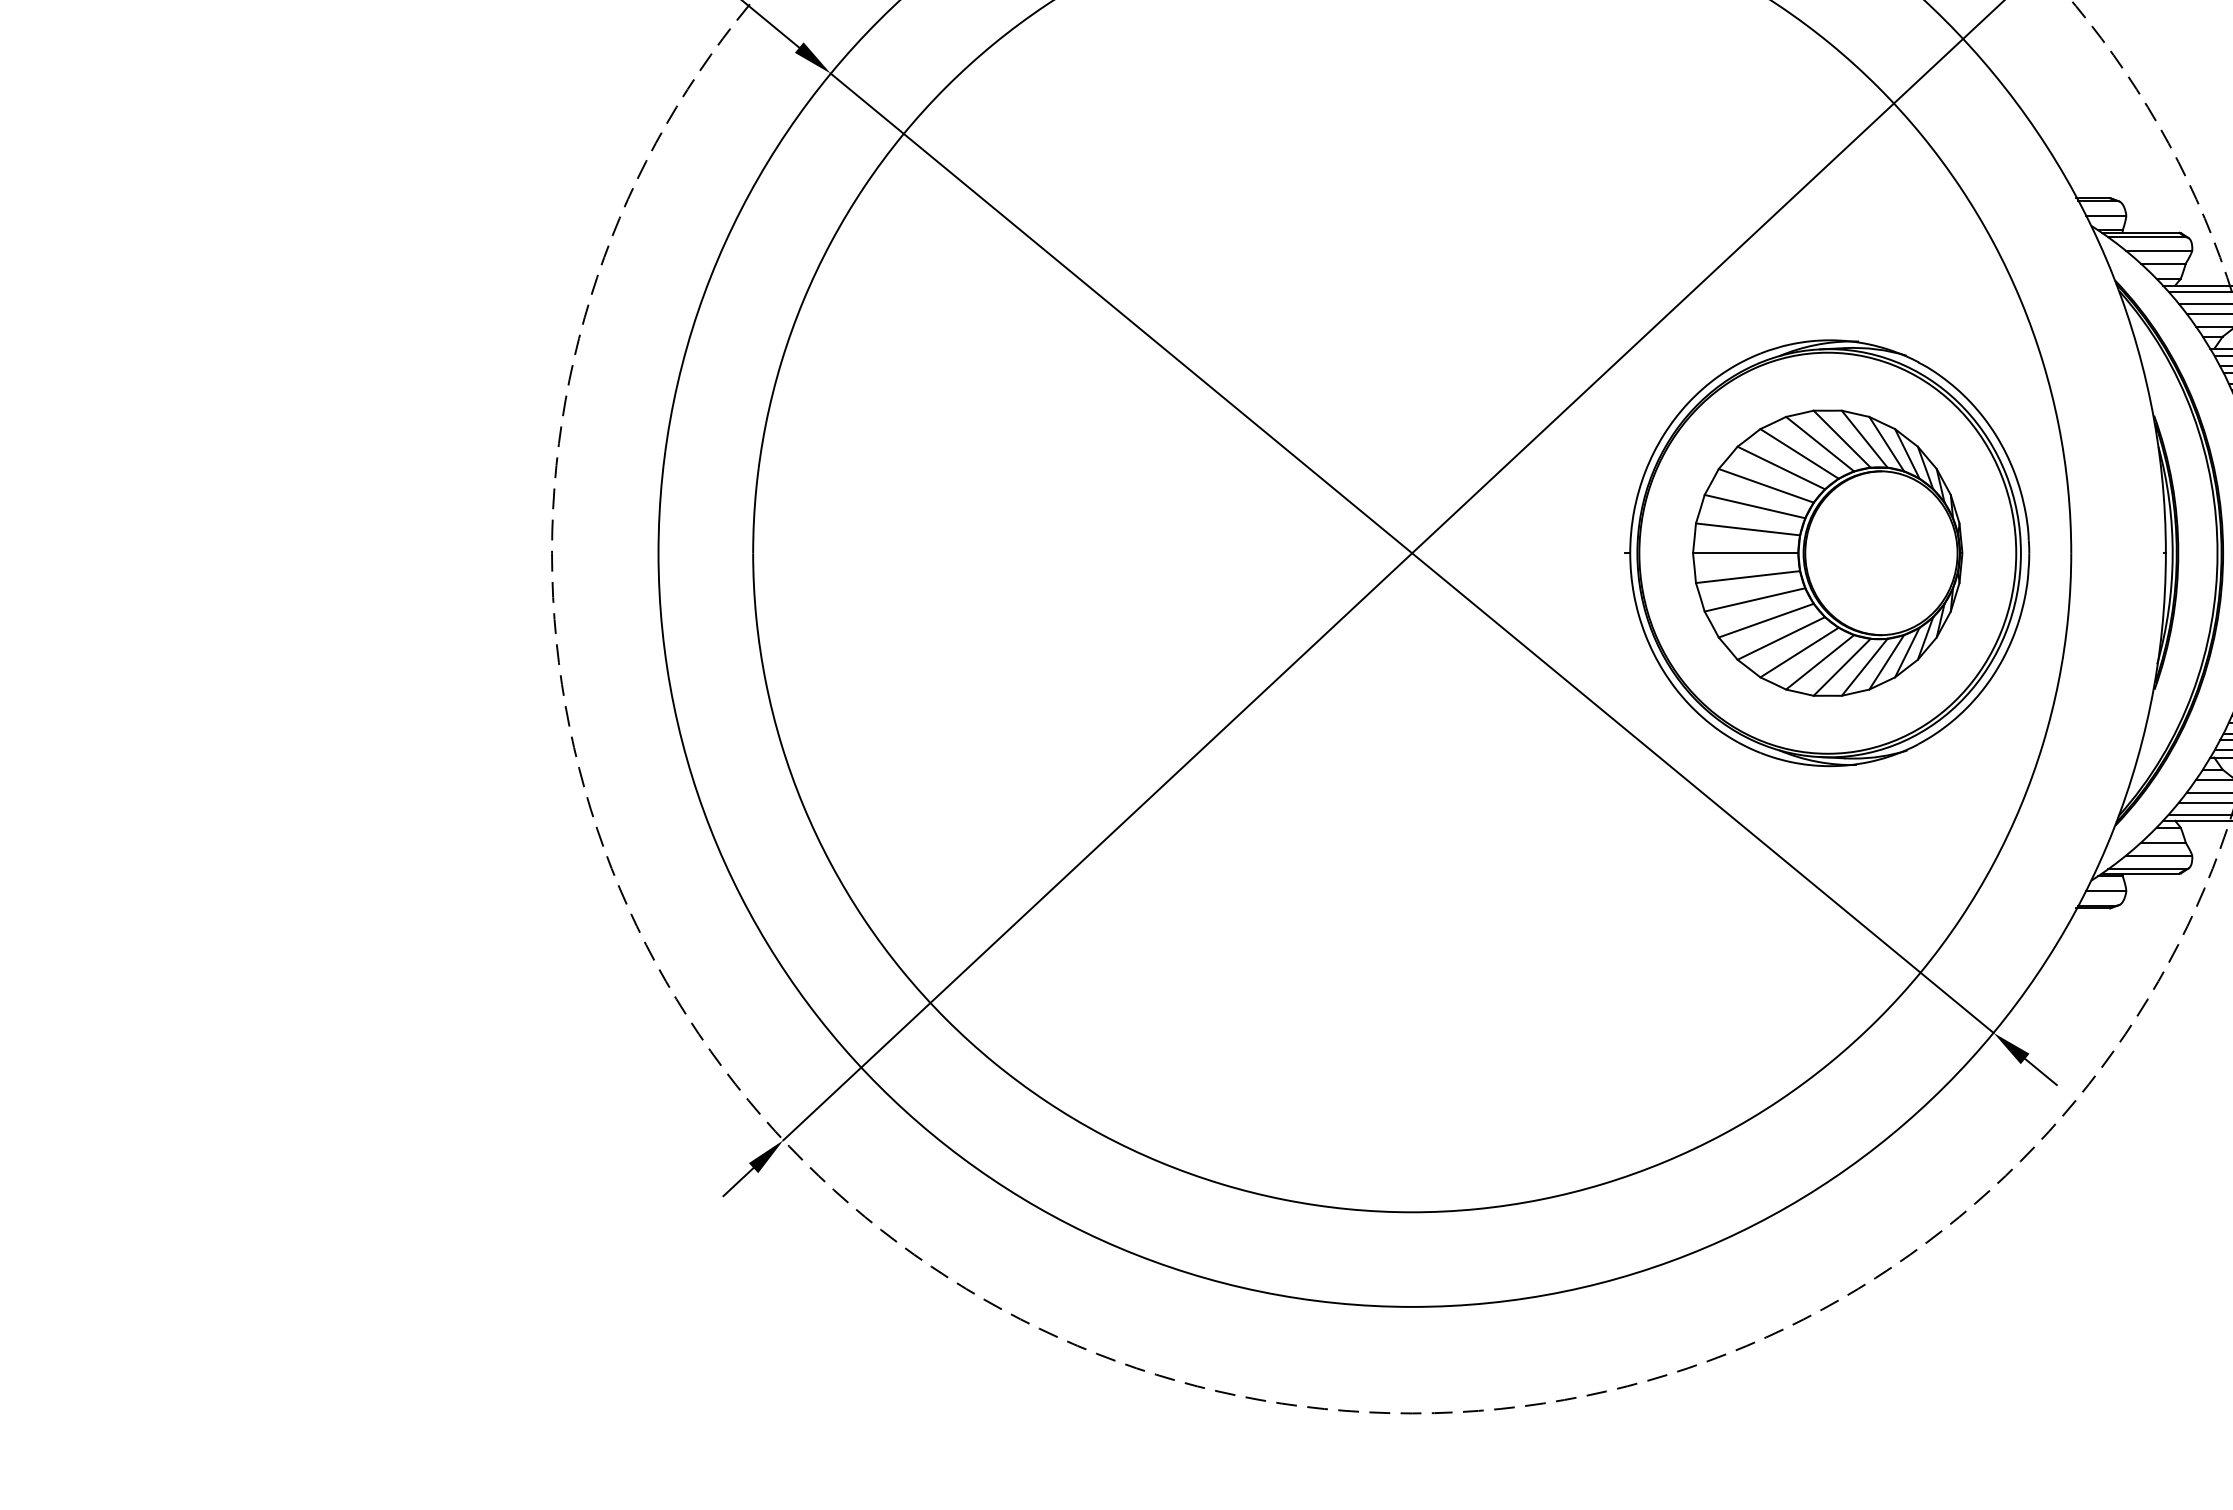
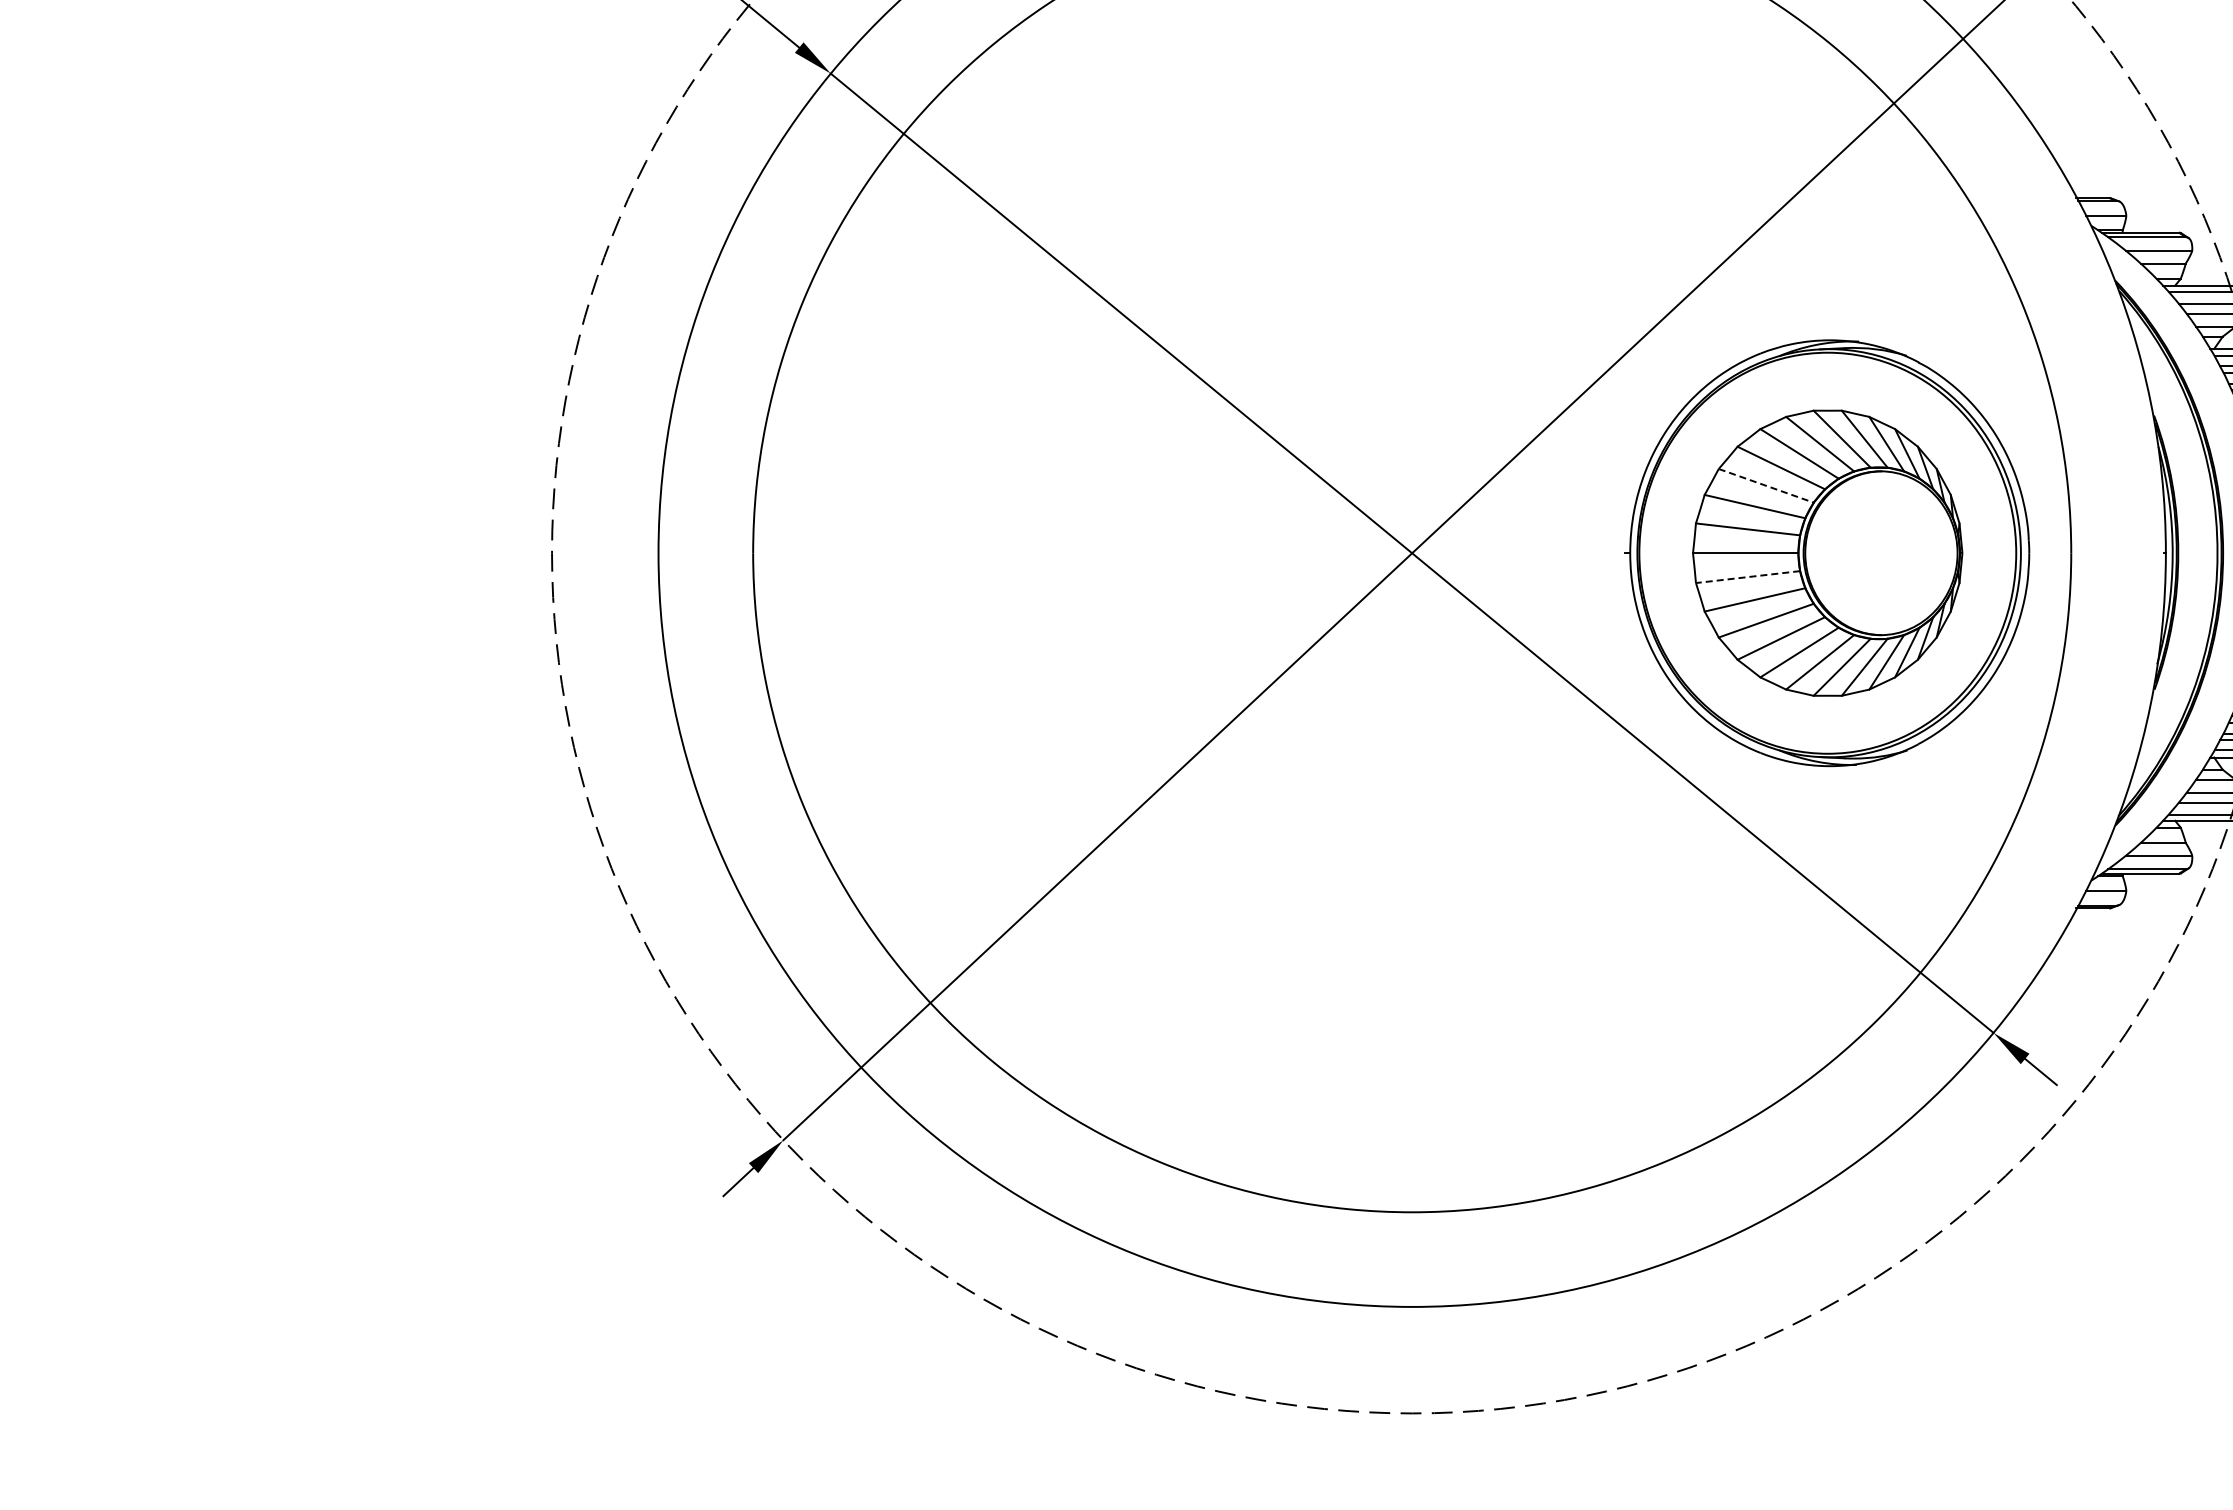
line: solid -> dashed (1766, 486)
line: solid -> dashed (1747, 577)
